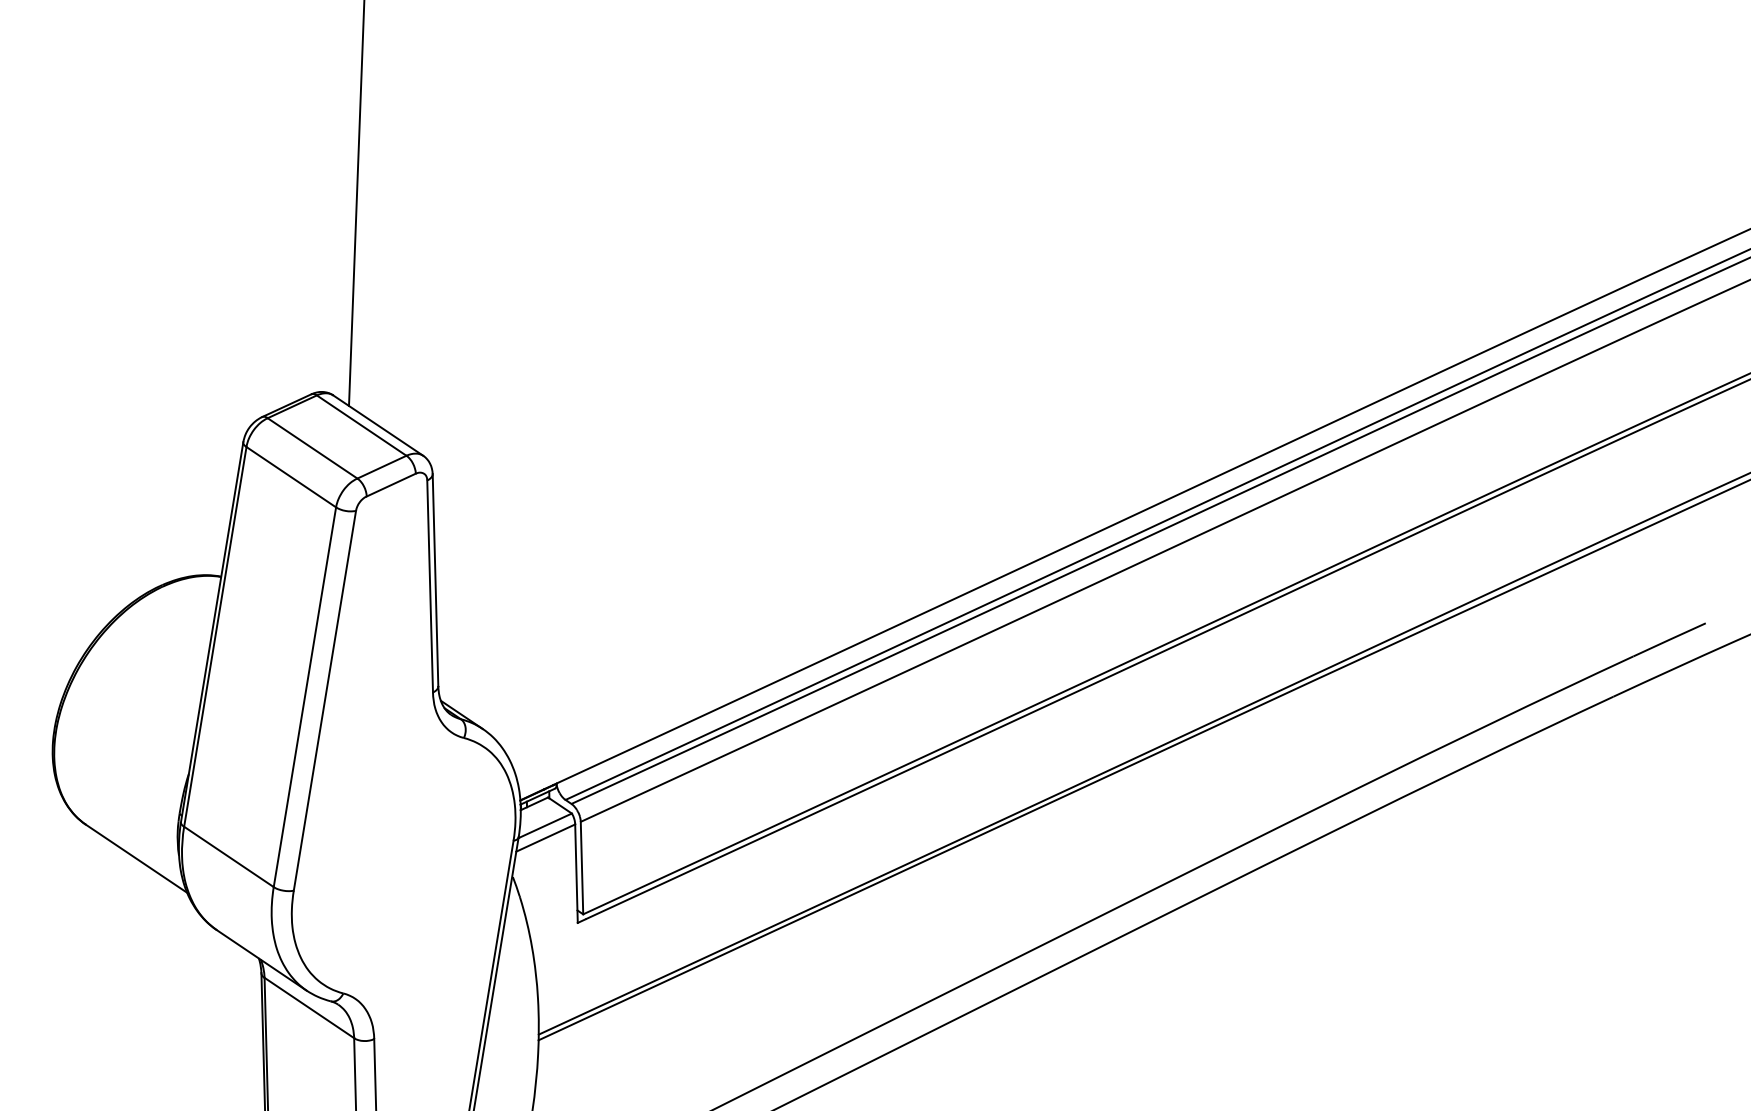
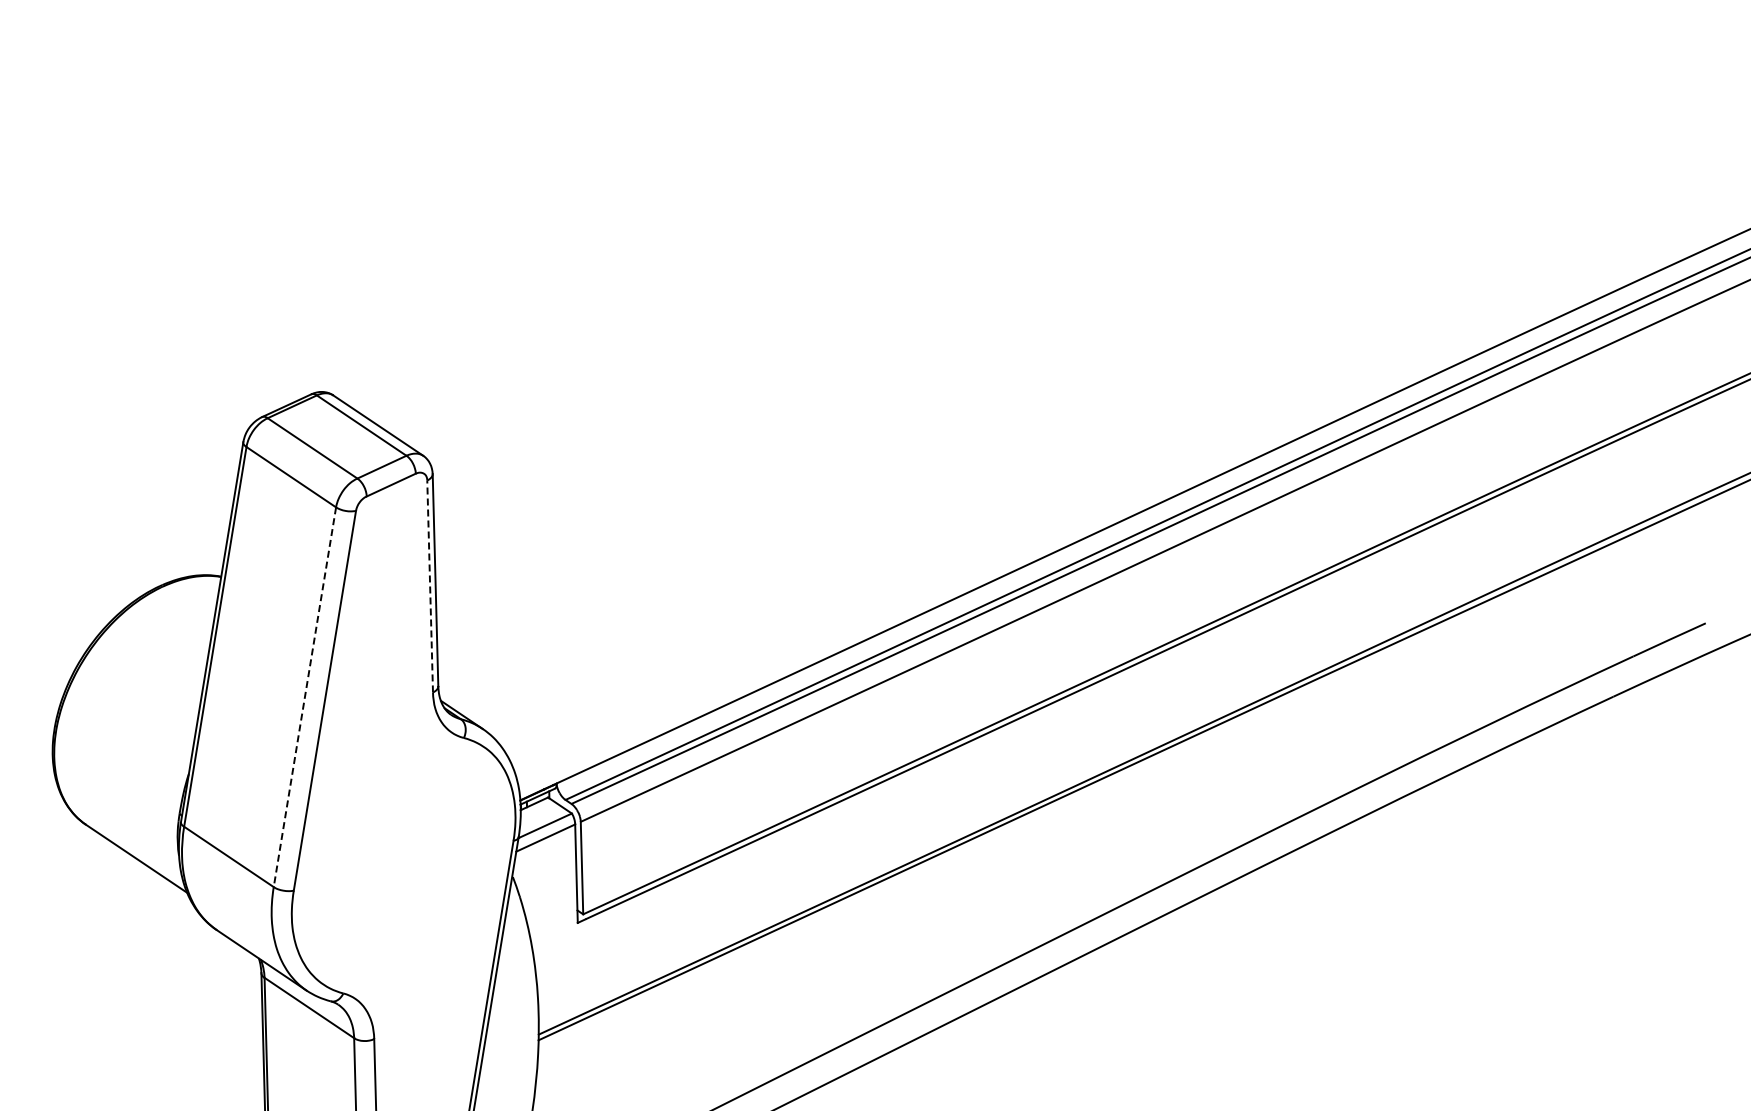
line: present -> none (356, 203)
line: solid -> dashed (430, 585)
line: solid -> dashed (304, 697)
